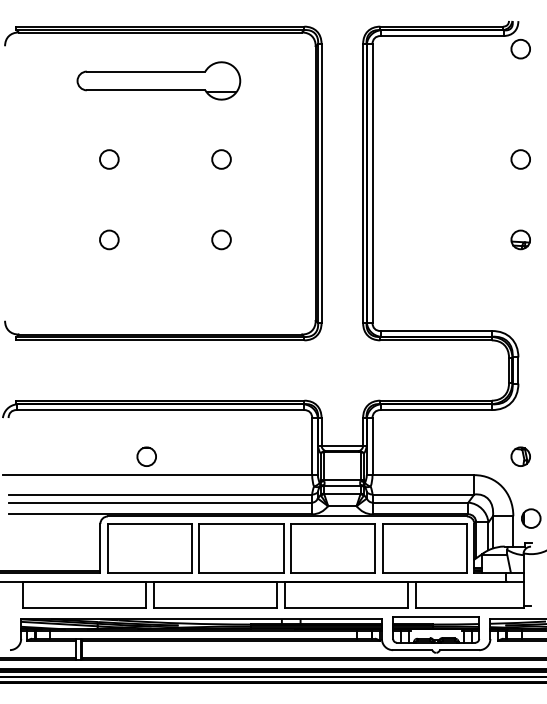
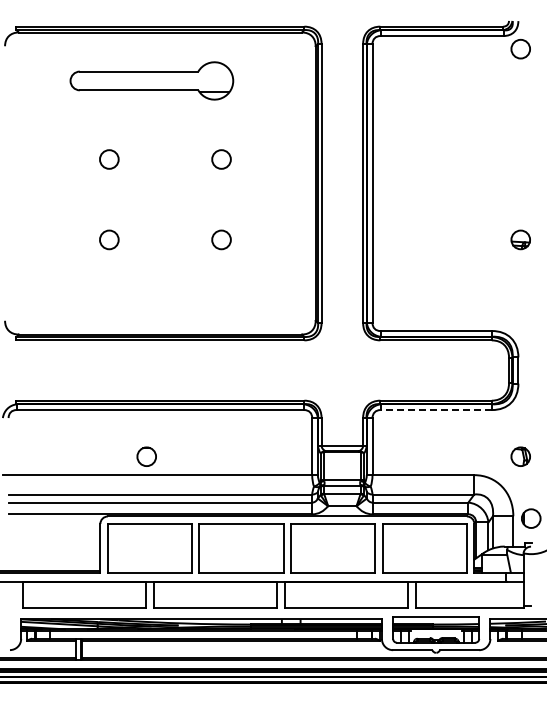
part position: (158, 80) -> (151, 80) (151, 80)
circle: present -> none (520, 159)
line: solid -> dashed (436, 410)
